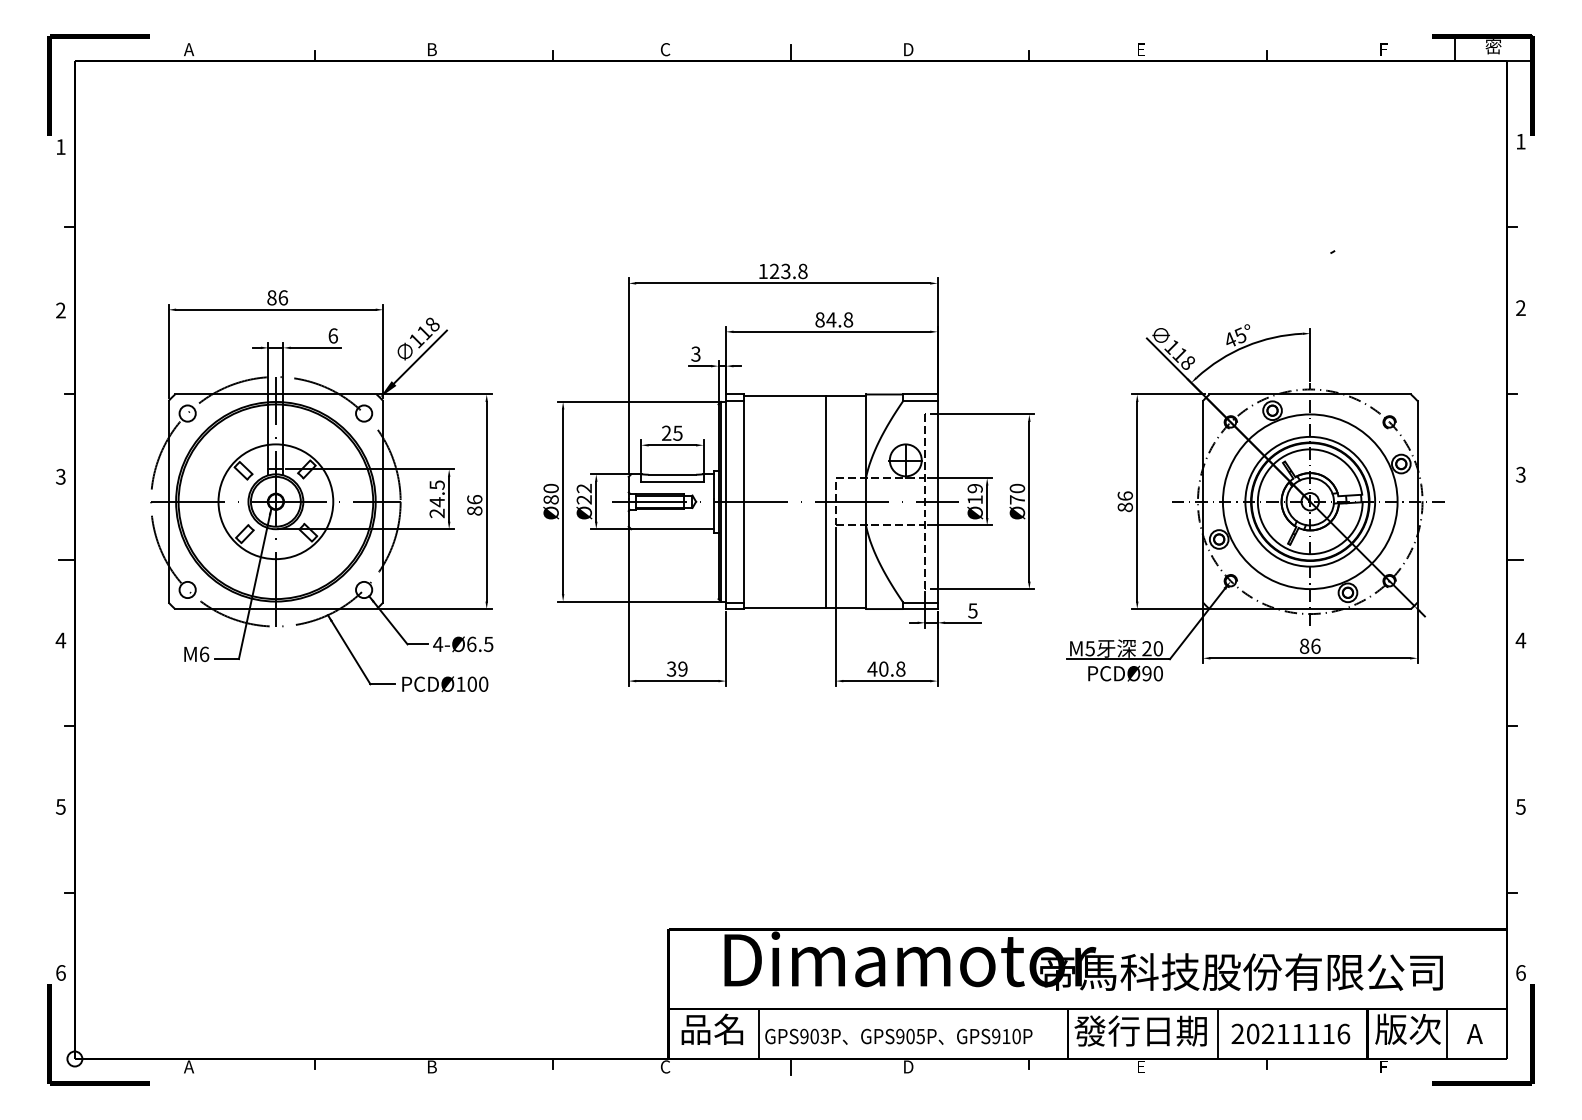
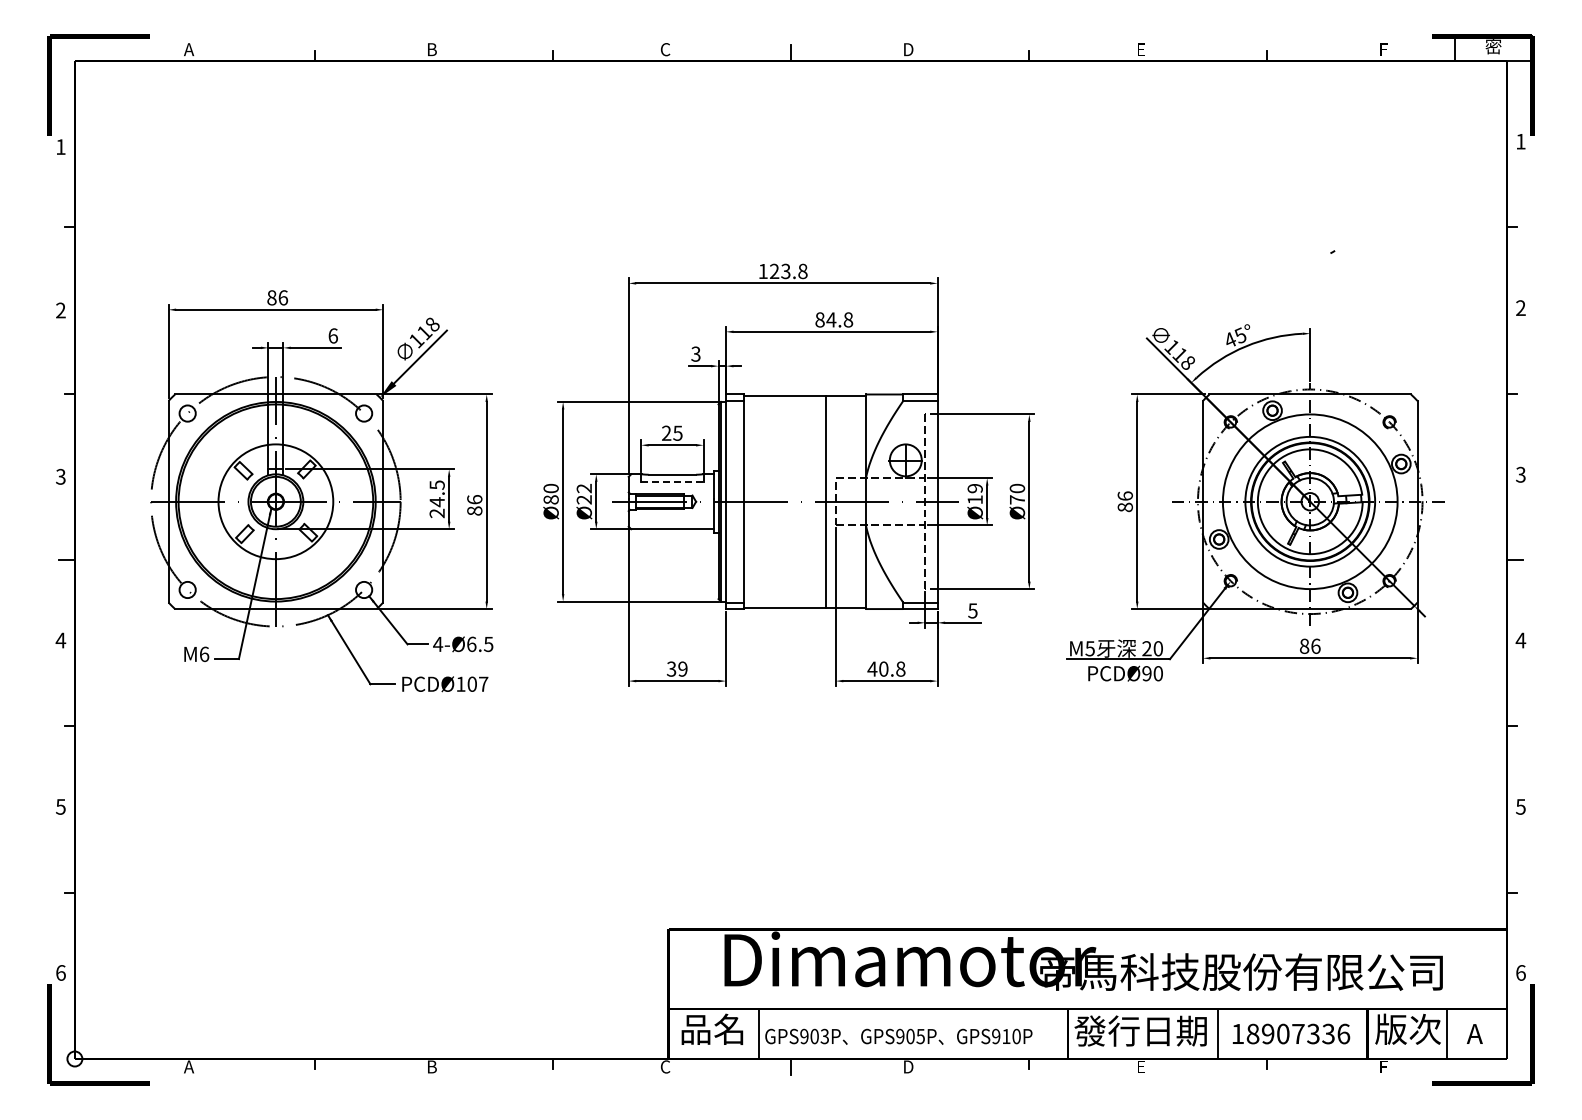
line: solid -> dashed (672, 481)
text: PCDØ100 -> PCDØ107 (483, 683)
text: 20211116 -> 18907336 (1282, 1033)
